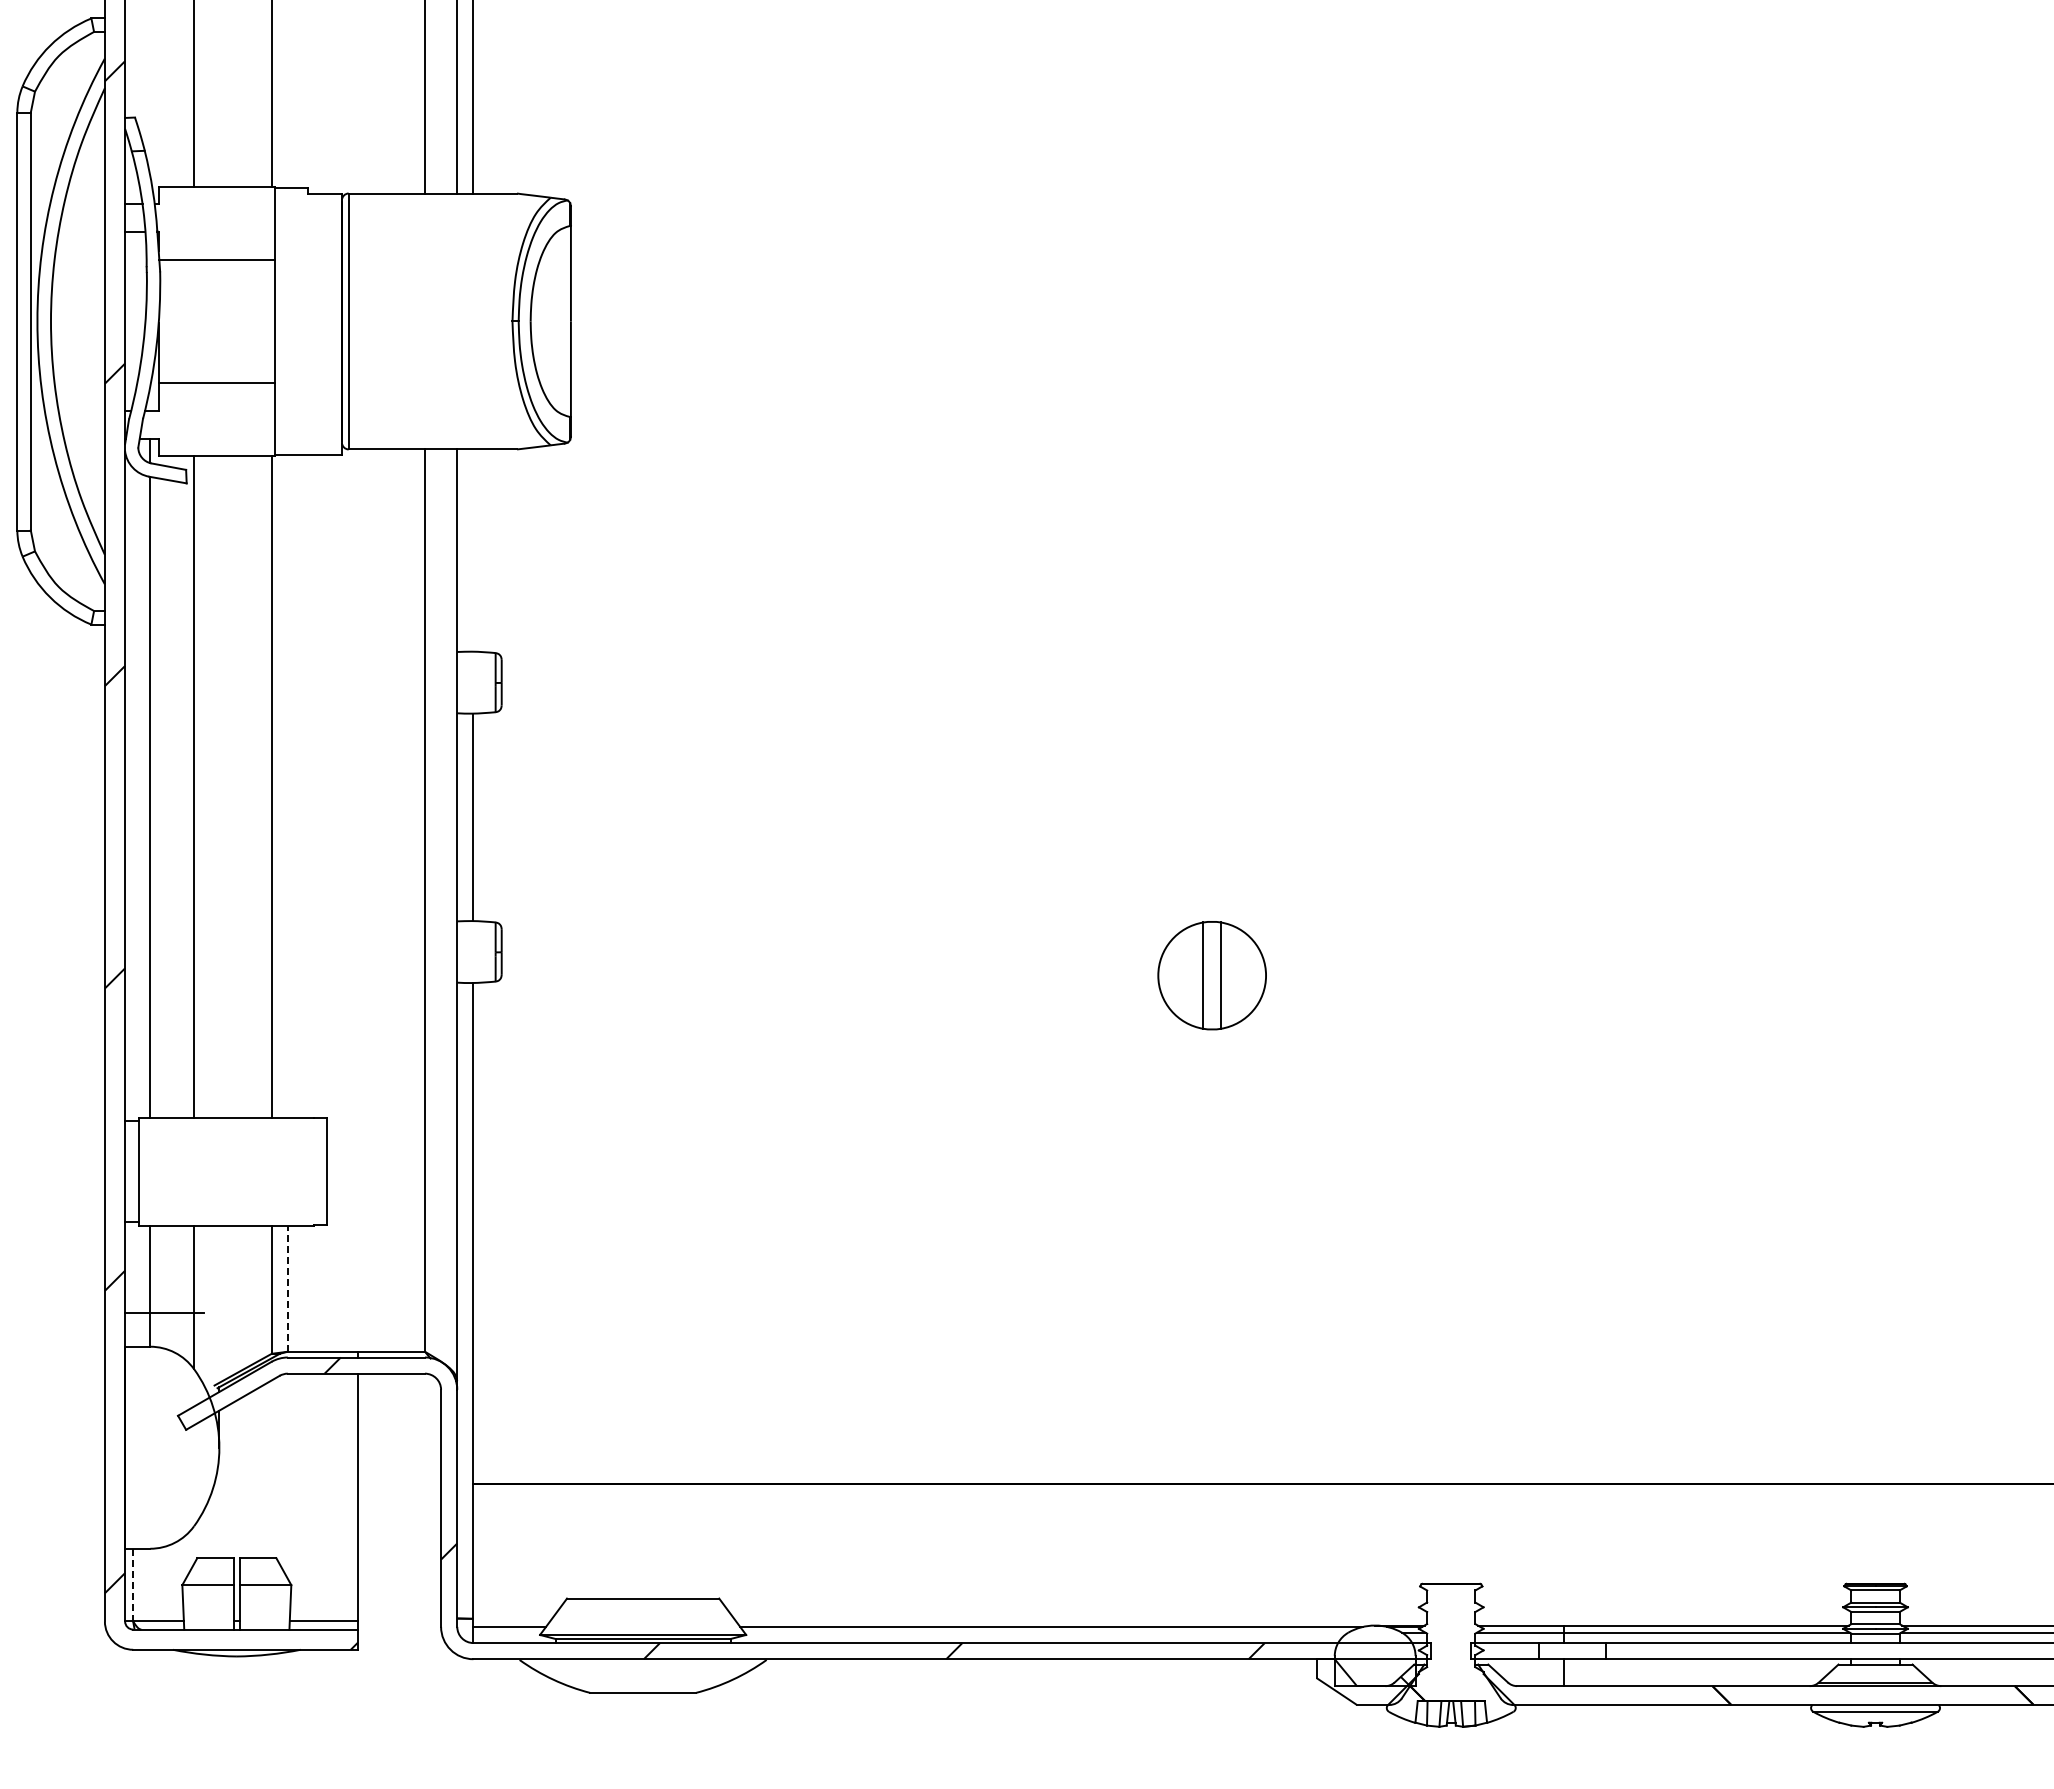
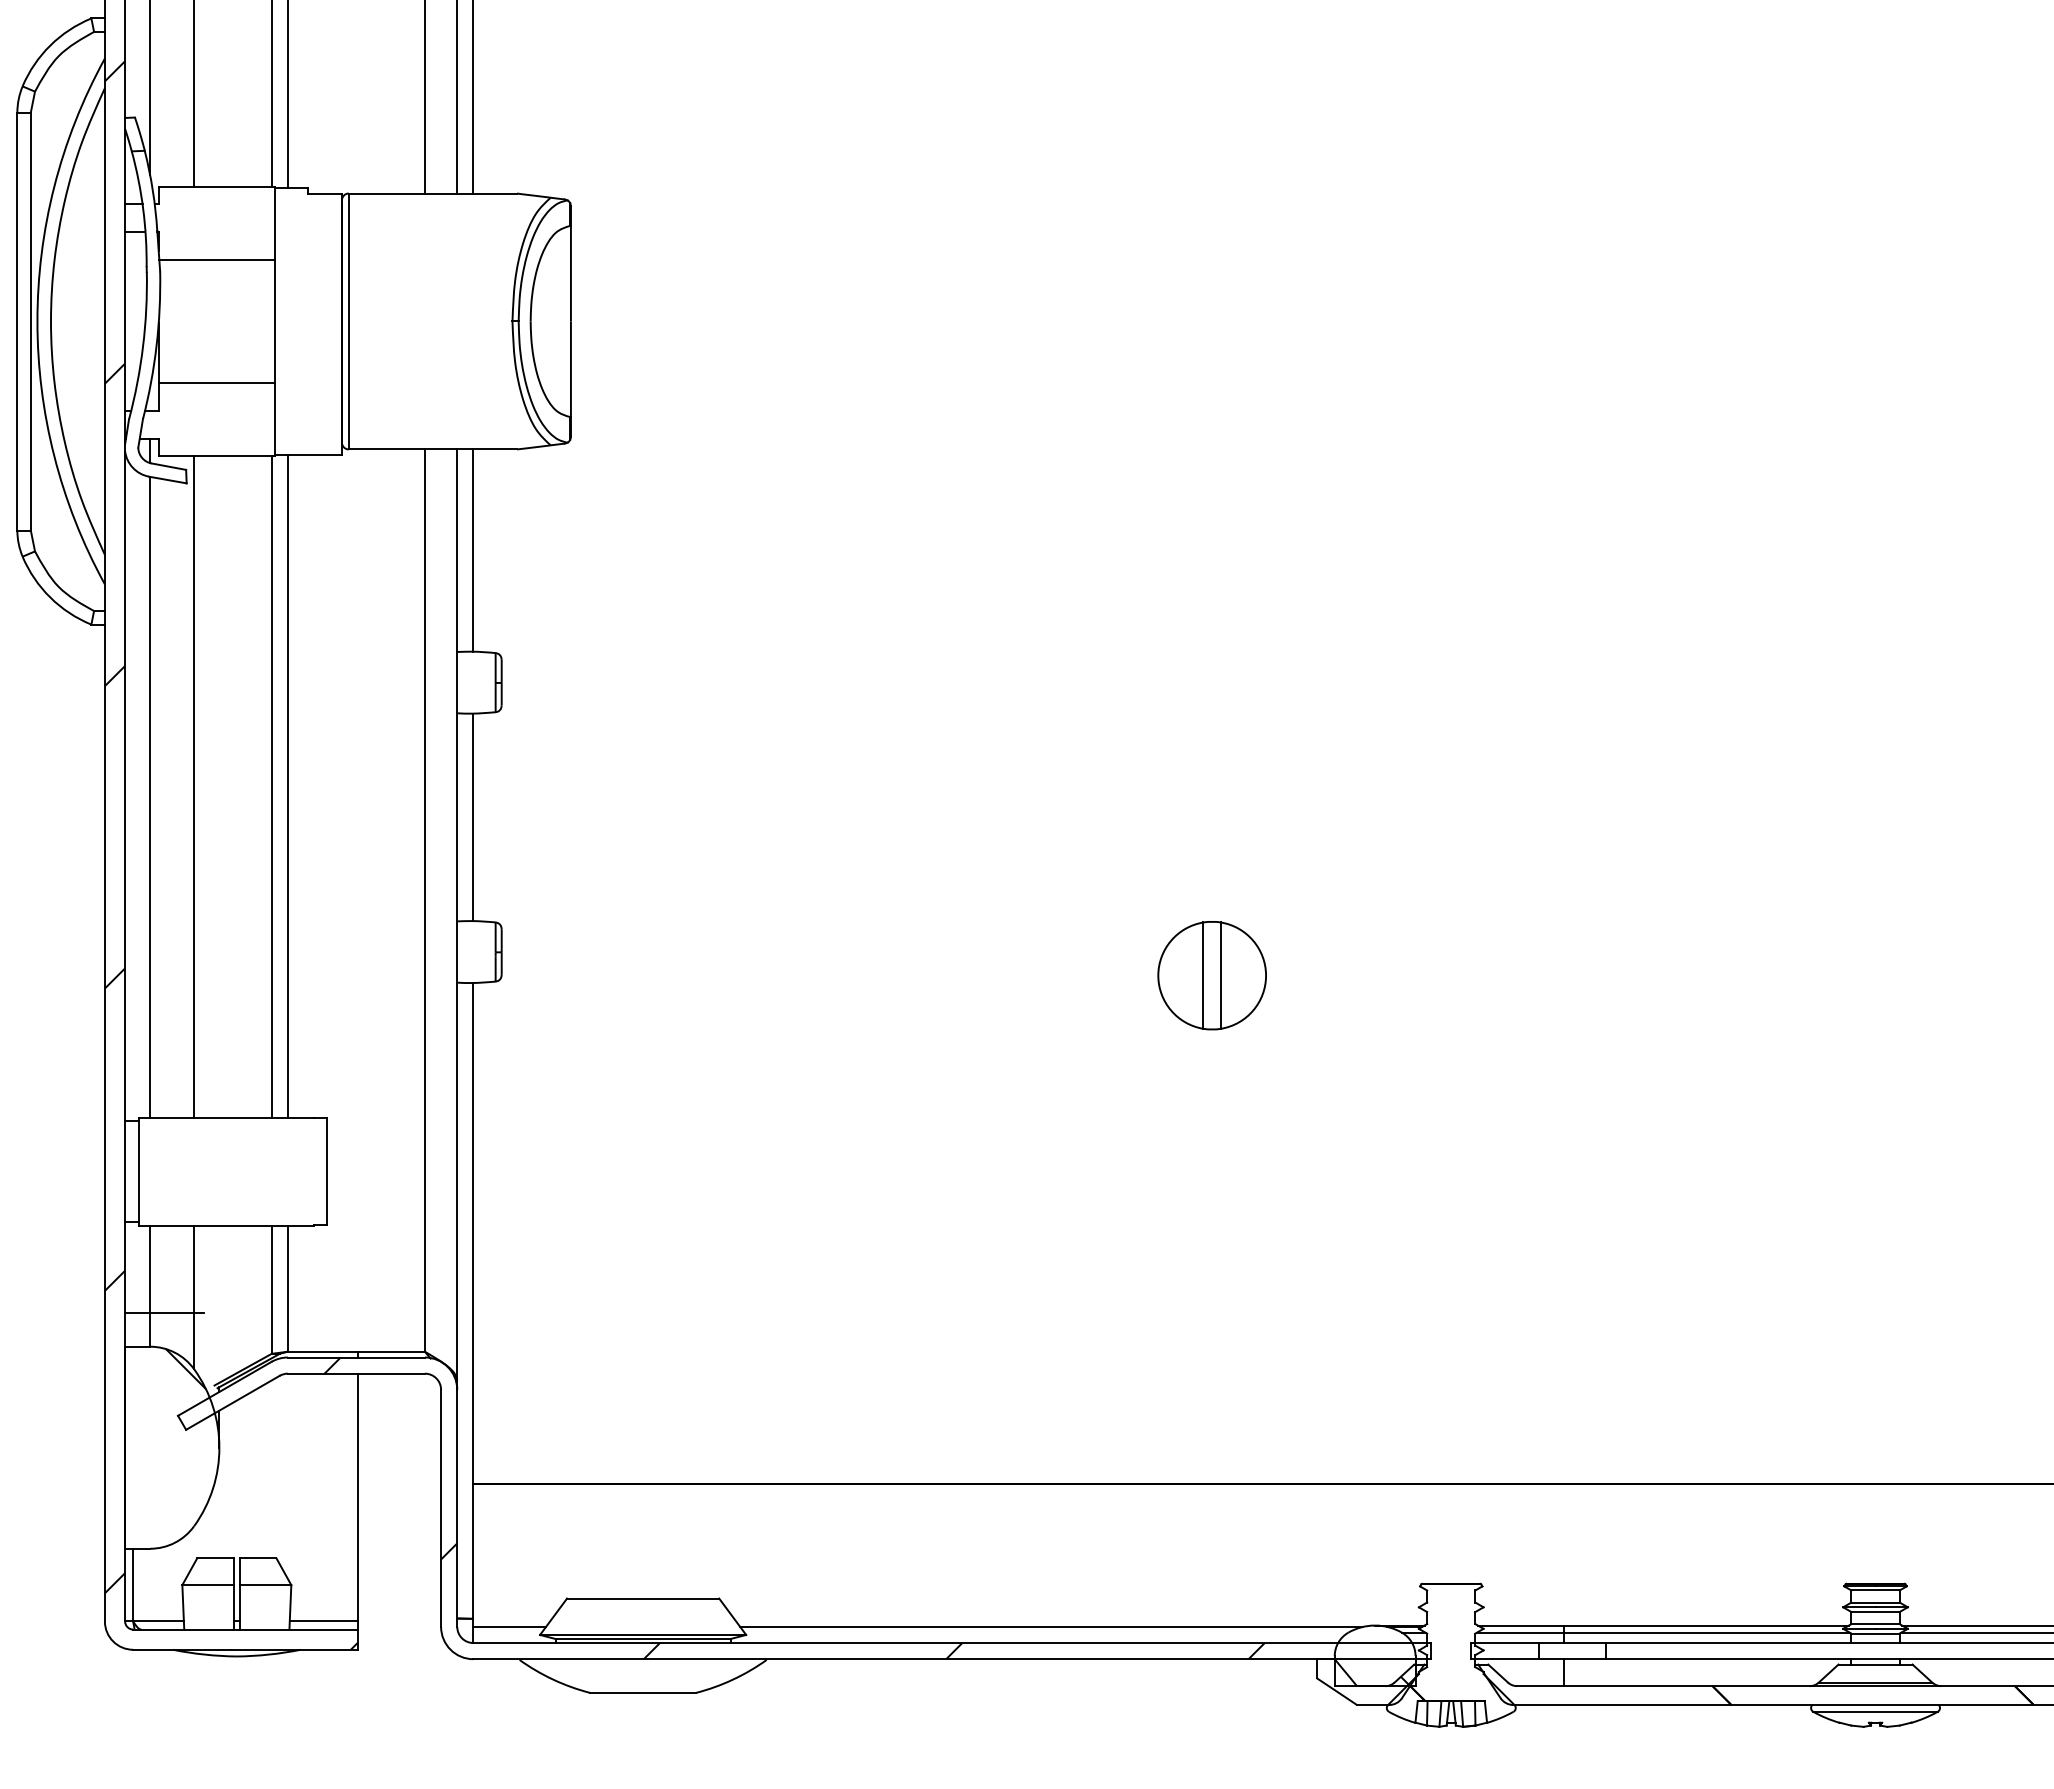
line: none -> present (150, 88)
line: none -> present (287, 95)
line: none -> present (473, 550)
line: none -> present (287, 785)
line: dashed -> solid (287, 1288)
hatch: none -> present (185, 1369)
line: dashed -> solid (133, 1585)
